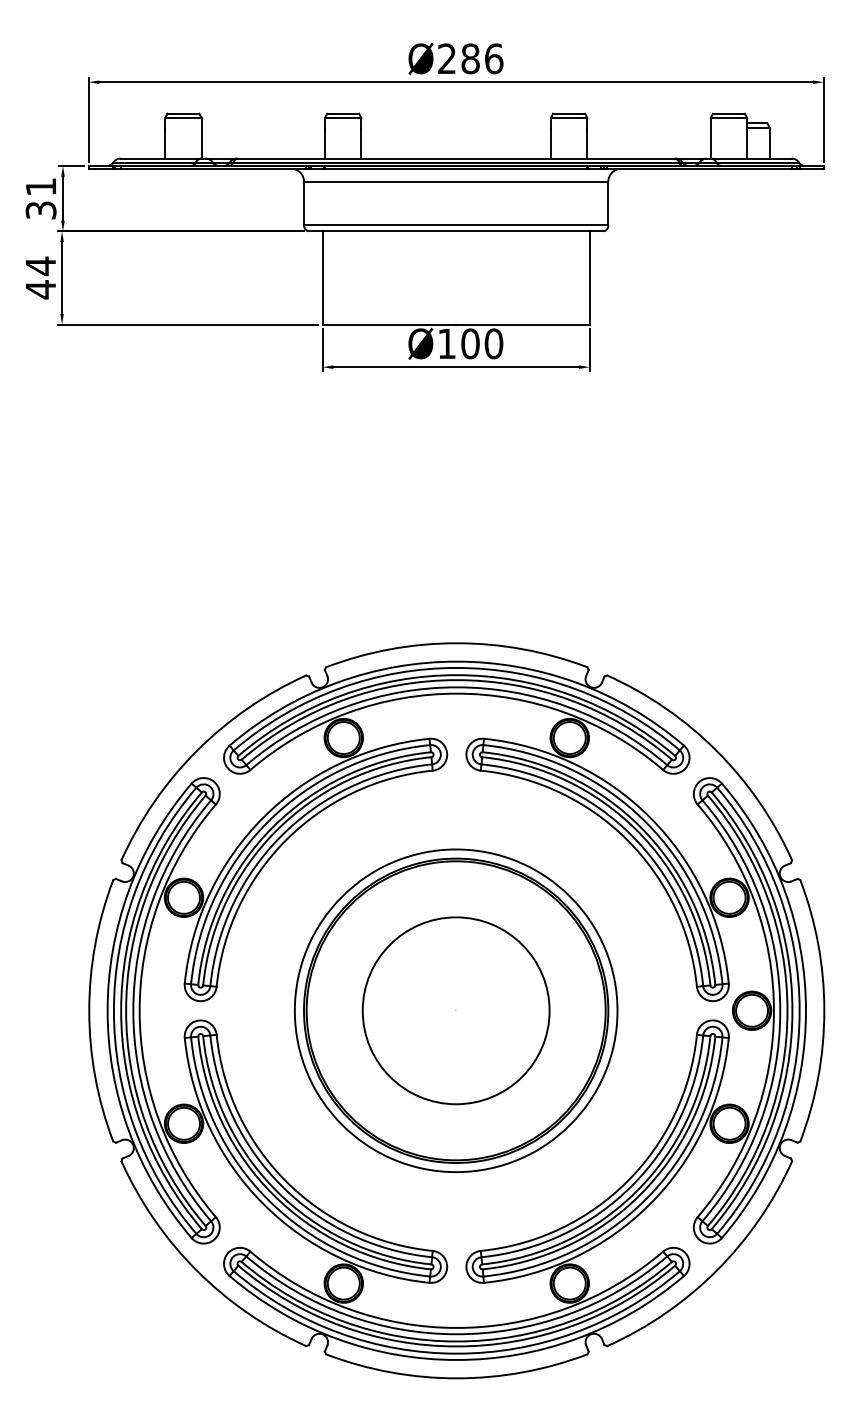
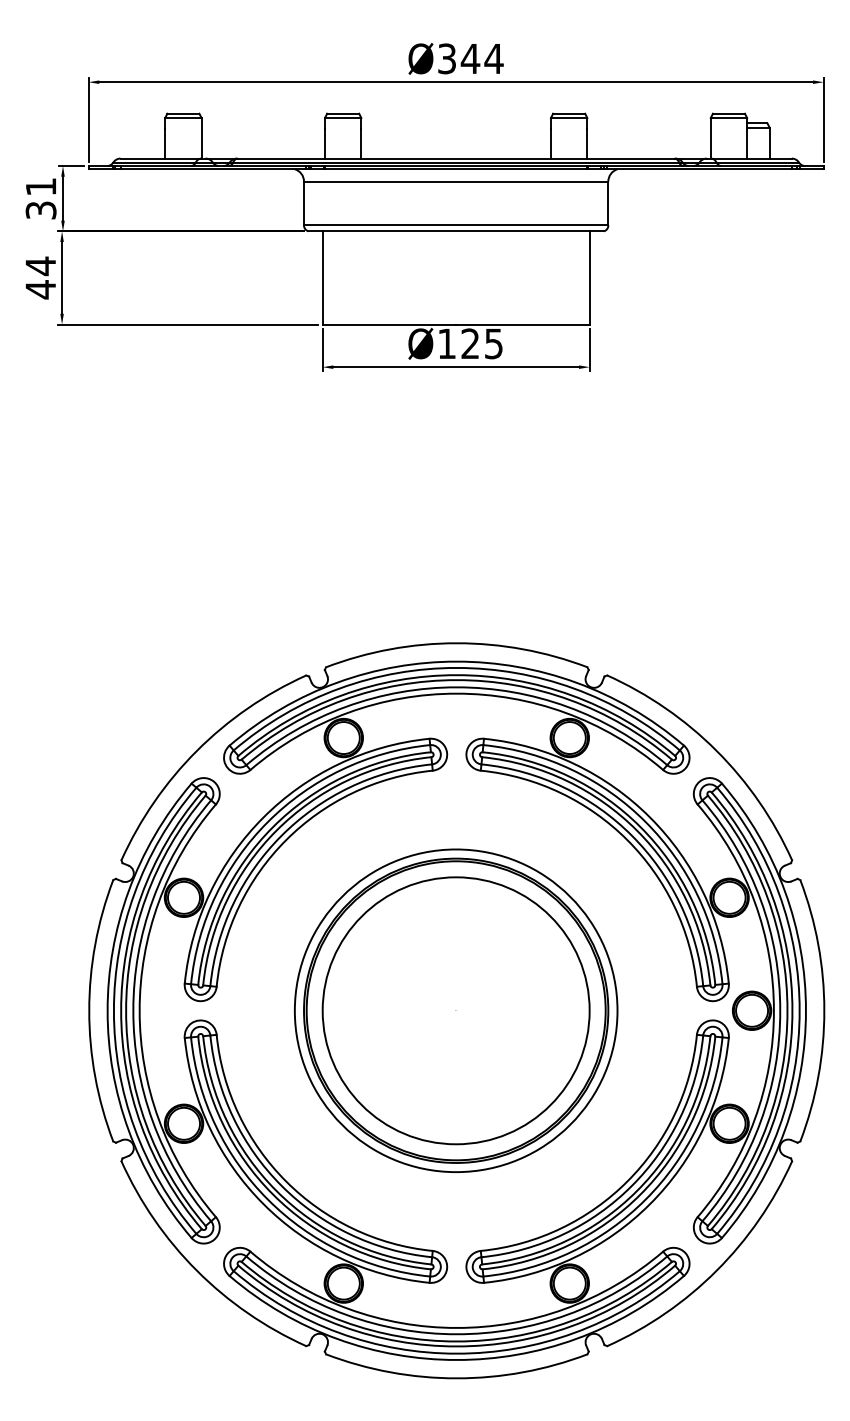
text: Ø286 -> Ø344 (470, 58)
text: Ø100 -> Ø125 (482, 343)
circle diameter: 187 px -> 267 px (455, 1010)
